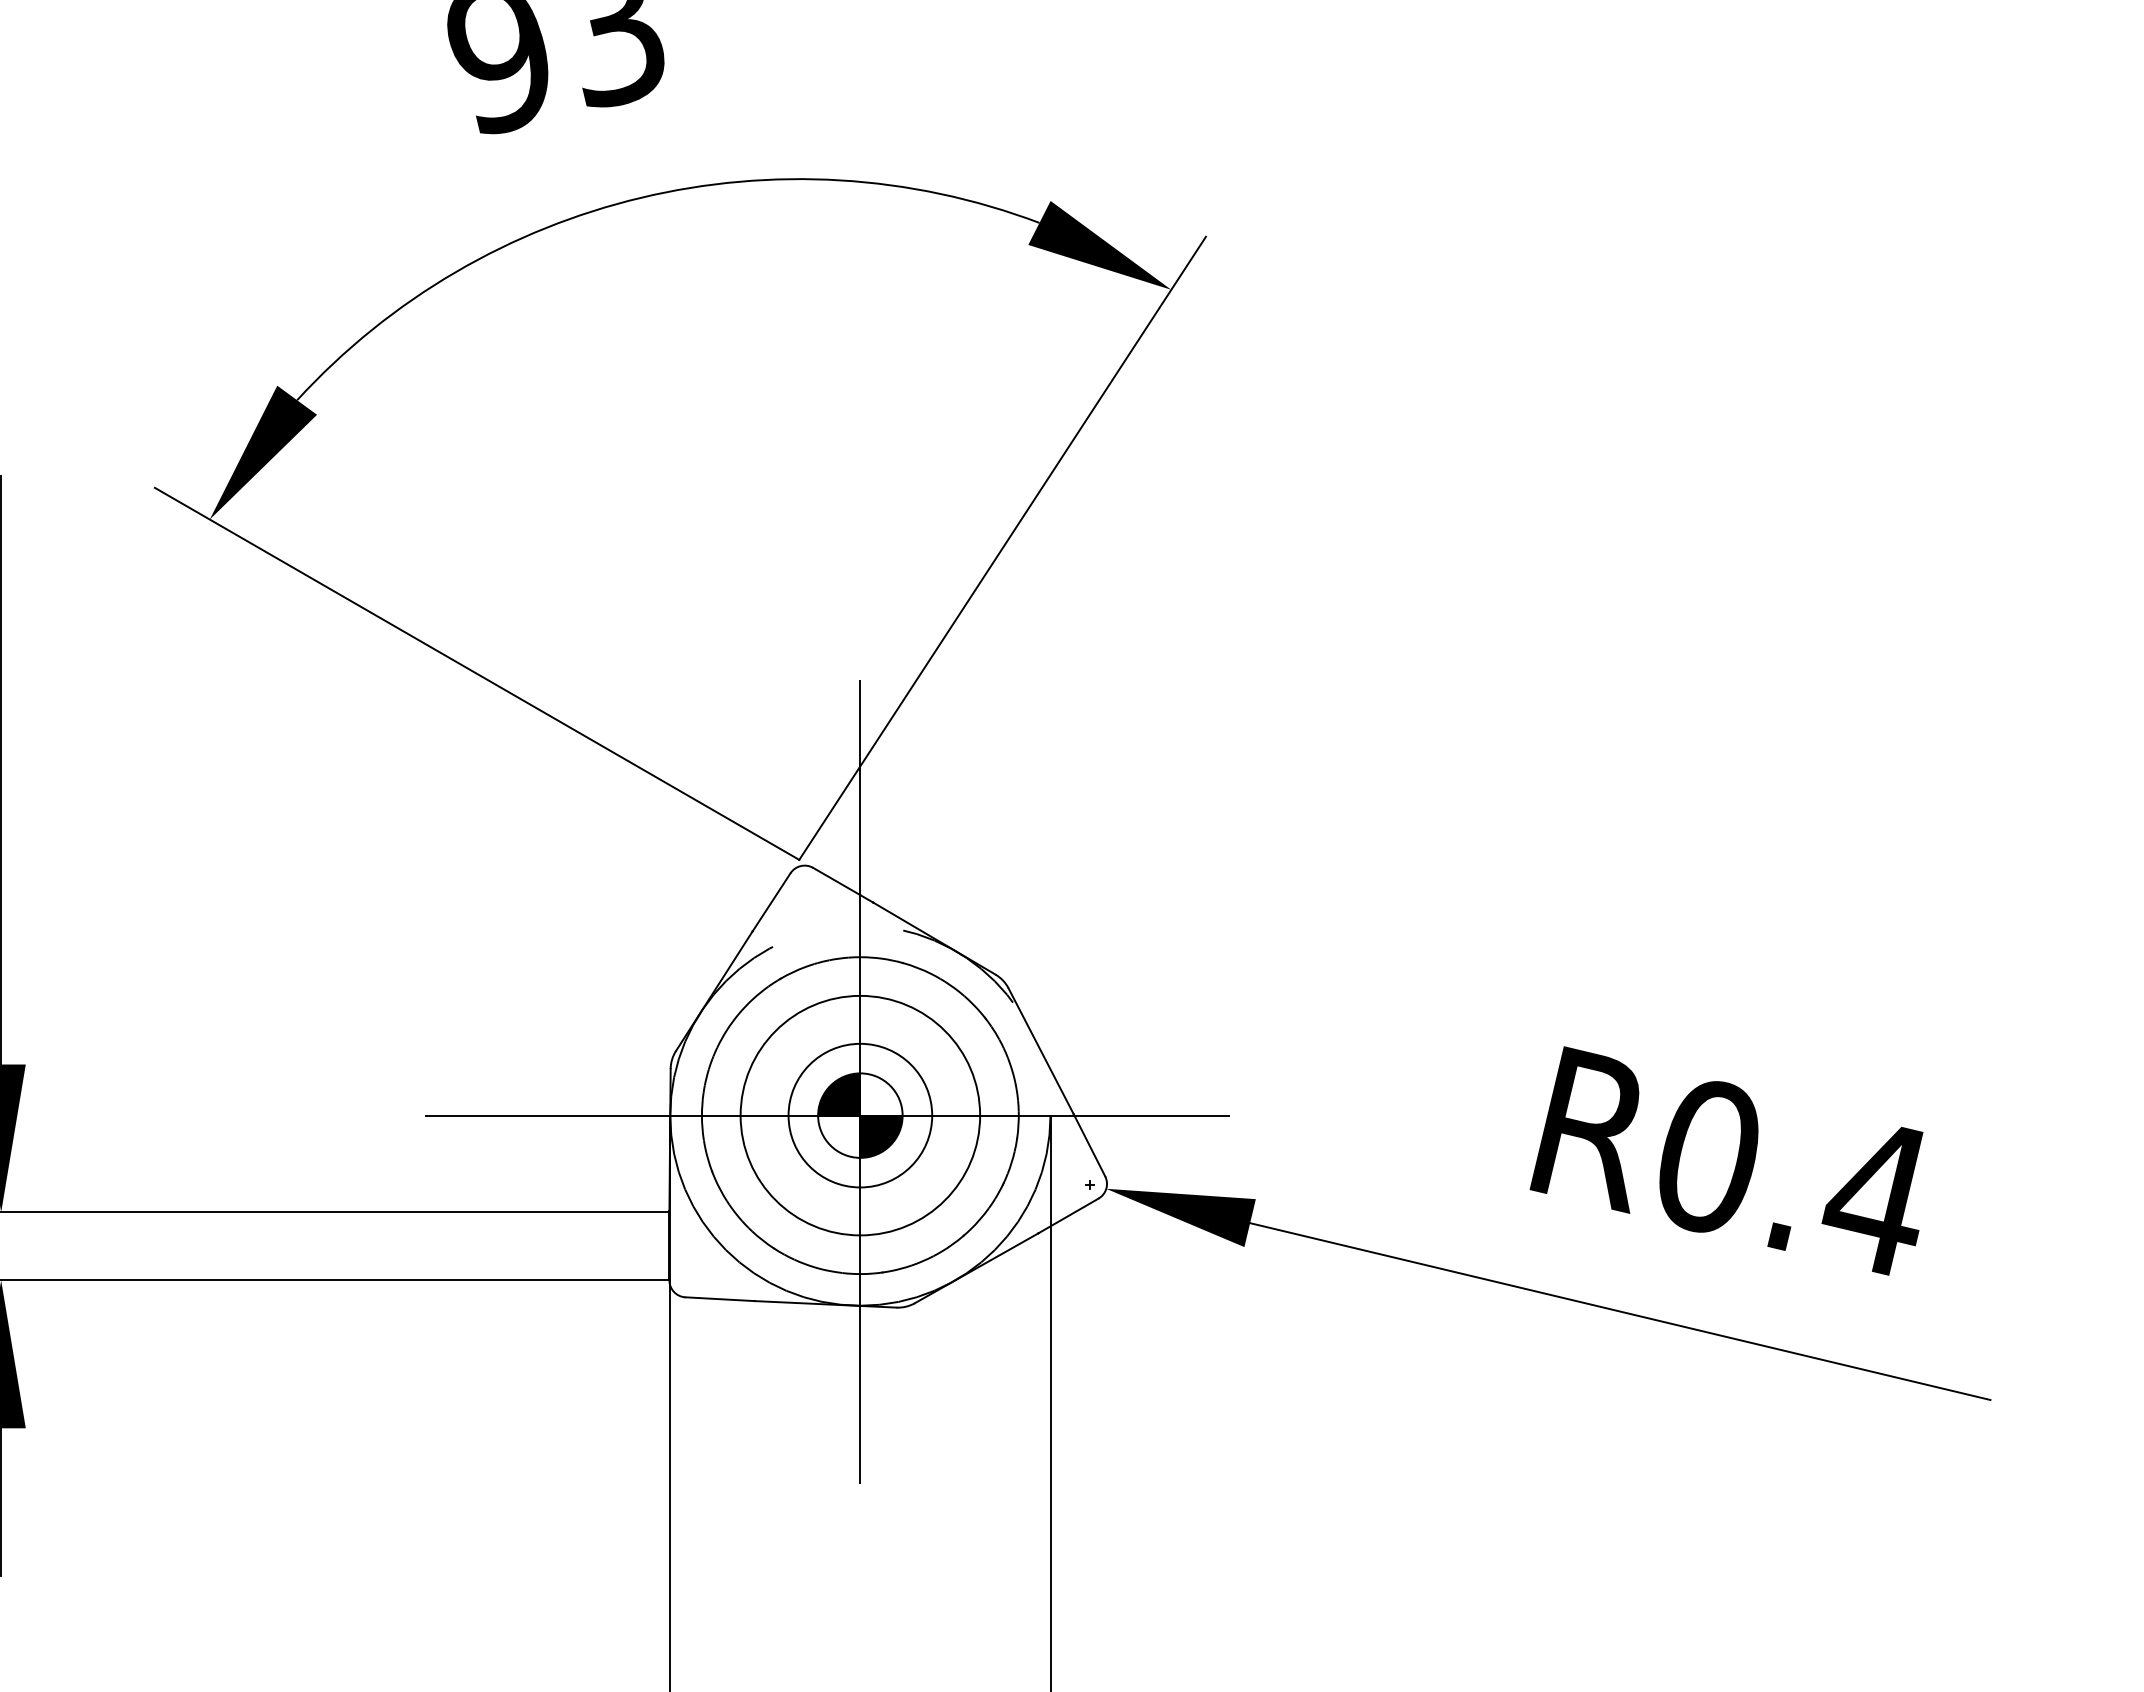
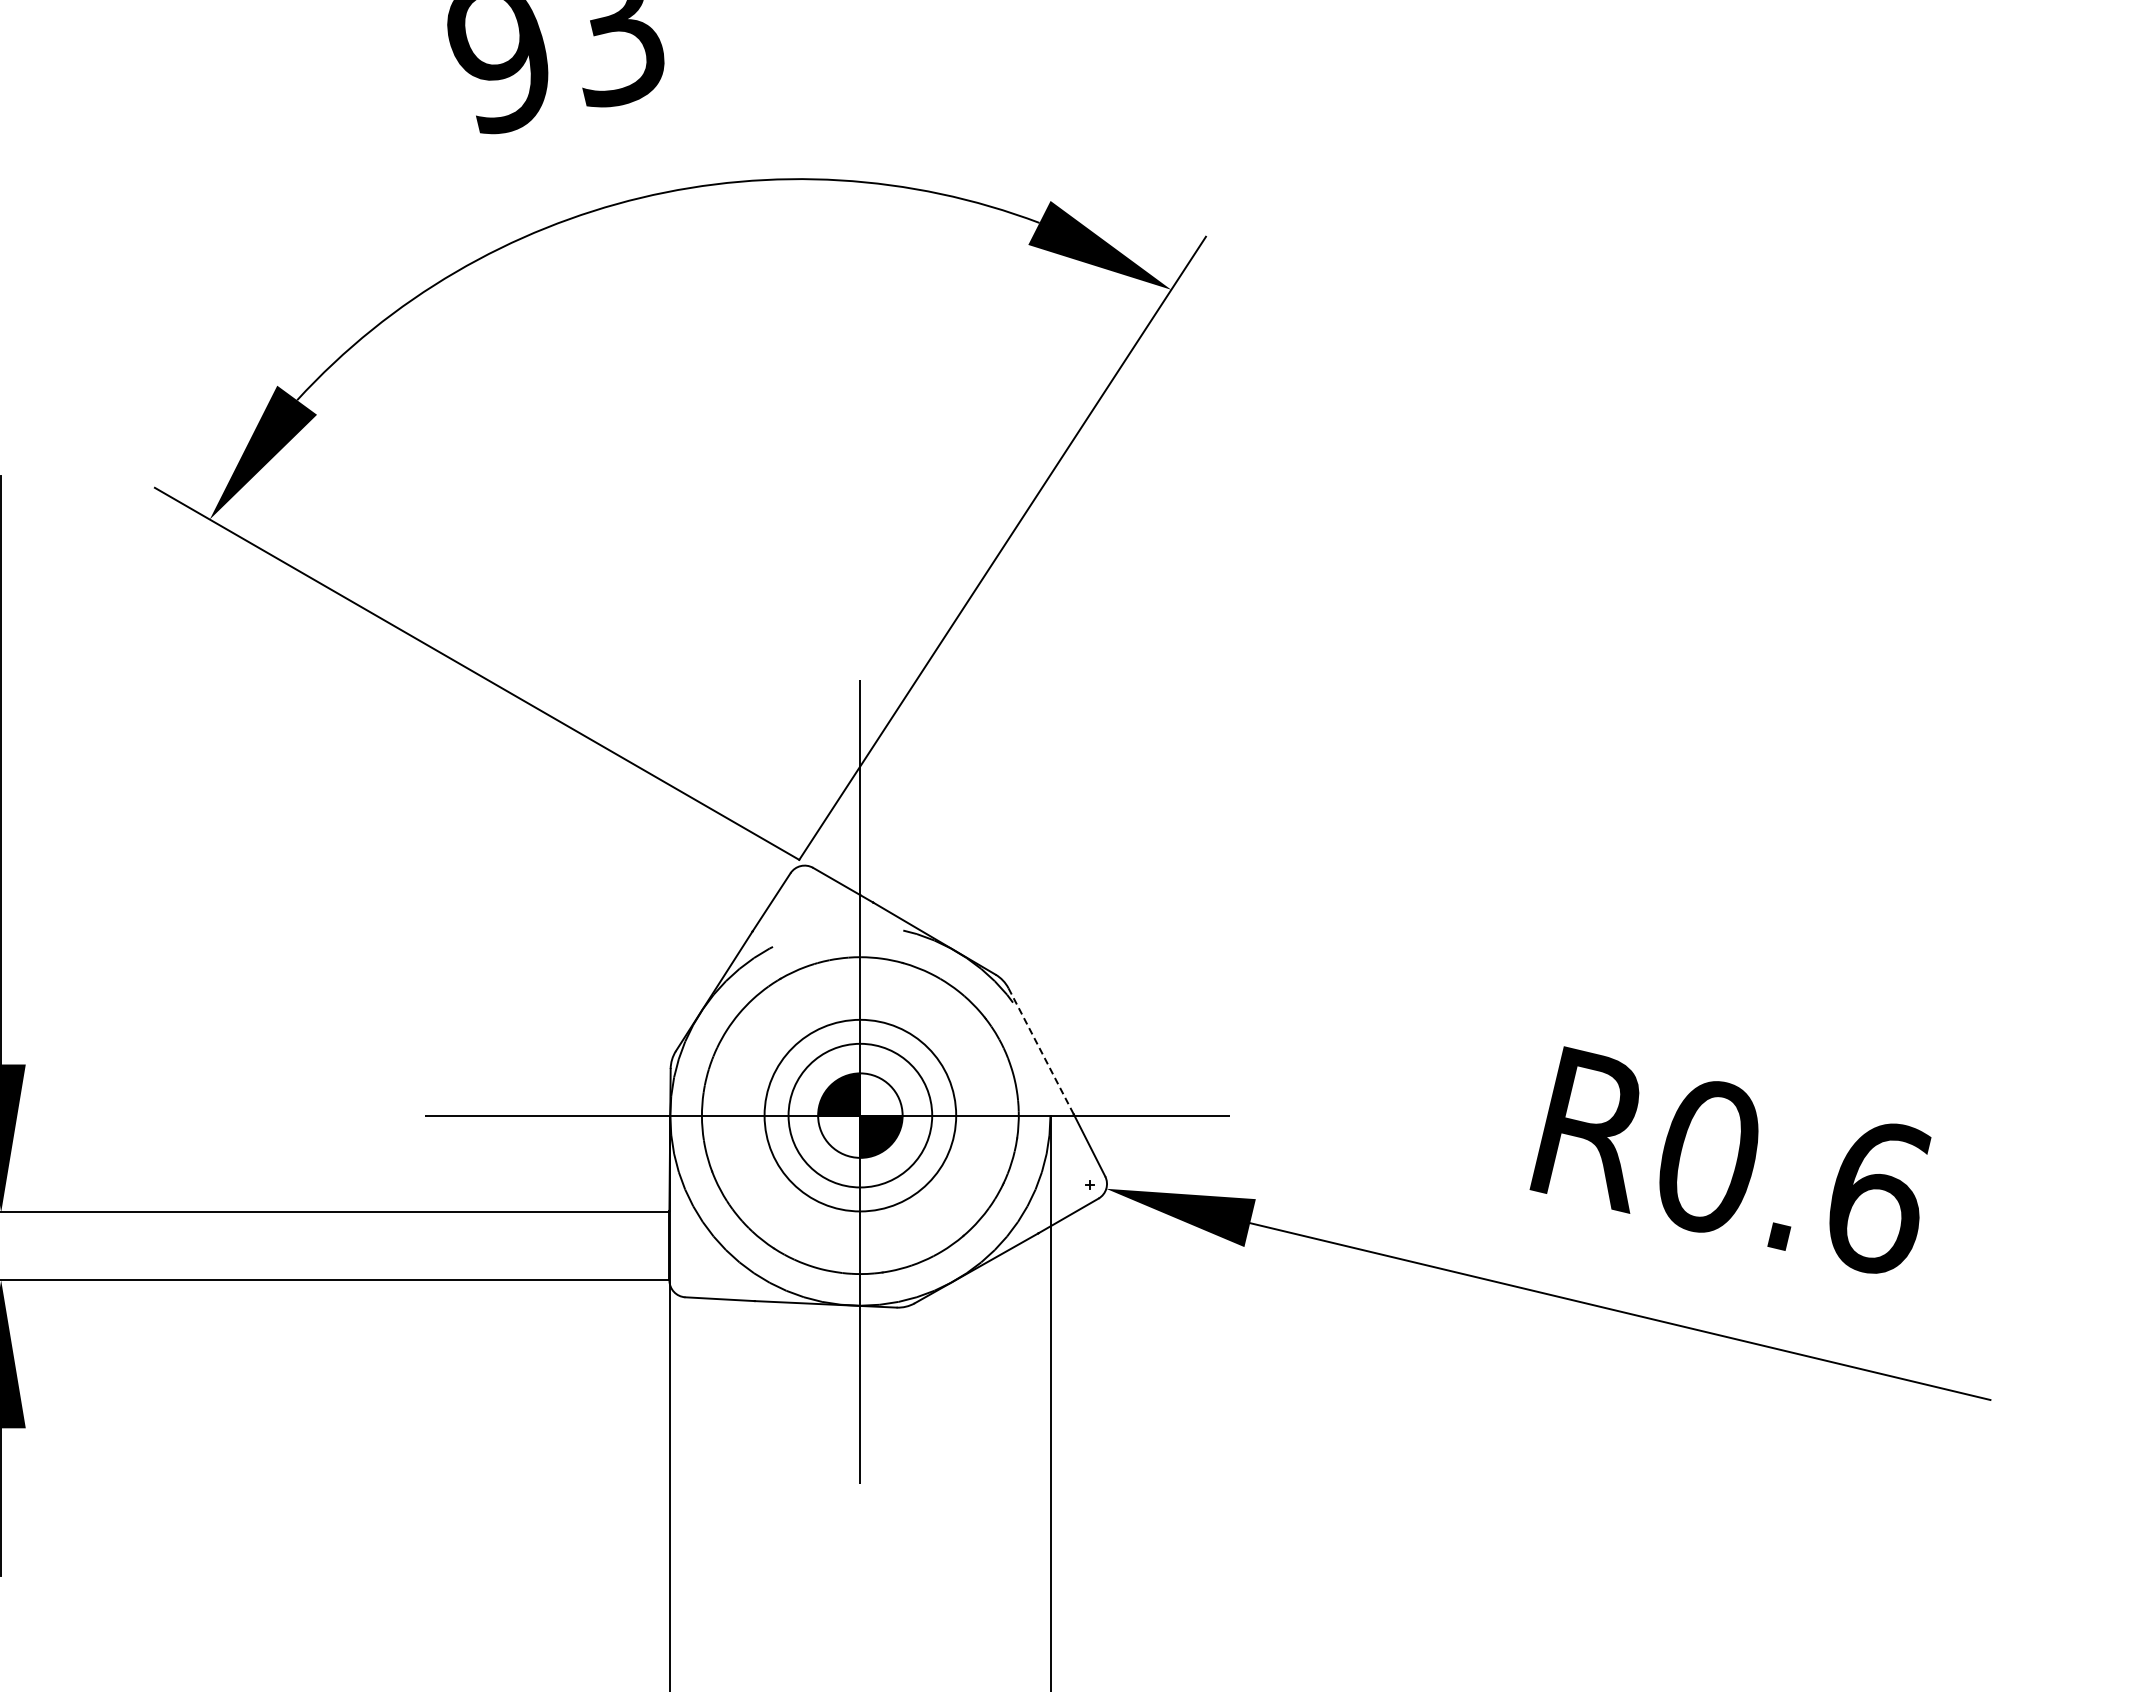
line: solid -> dashed (1041, 1051)
circle diameter: 240 px -> 192 px (860, 1115)
text: R0.4 -> R0.6 (1876, 1199)
